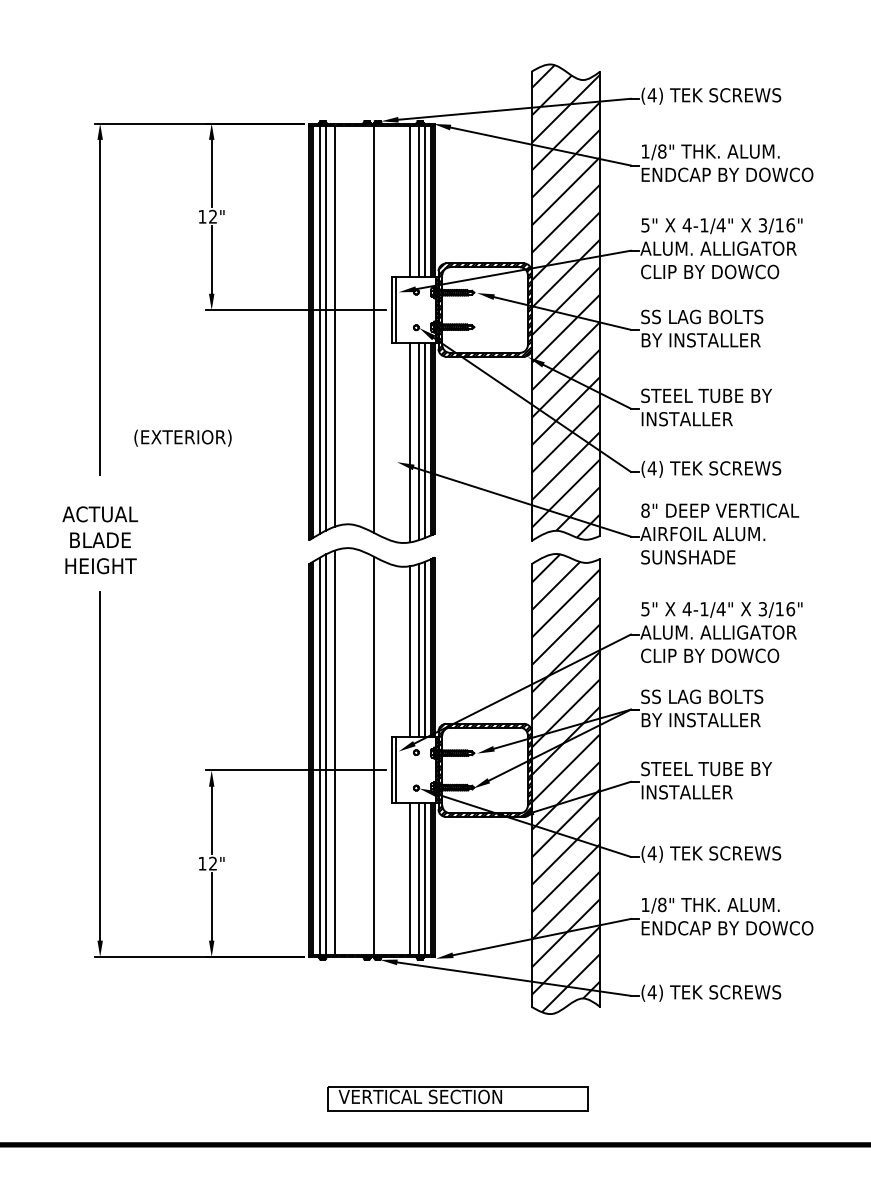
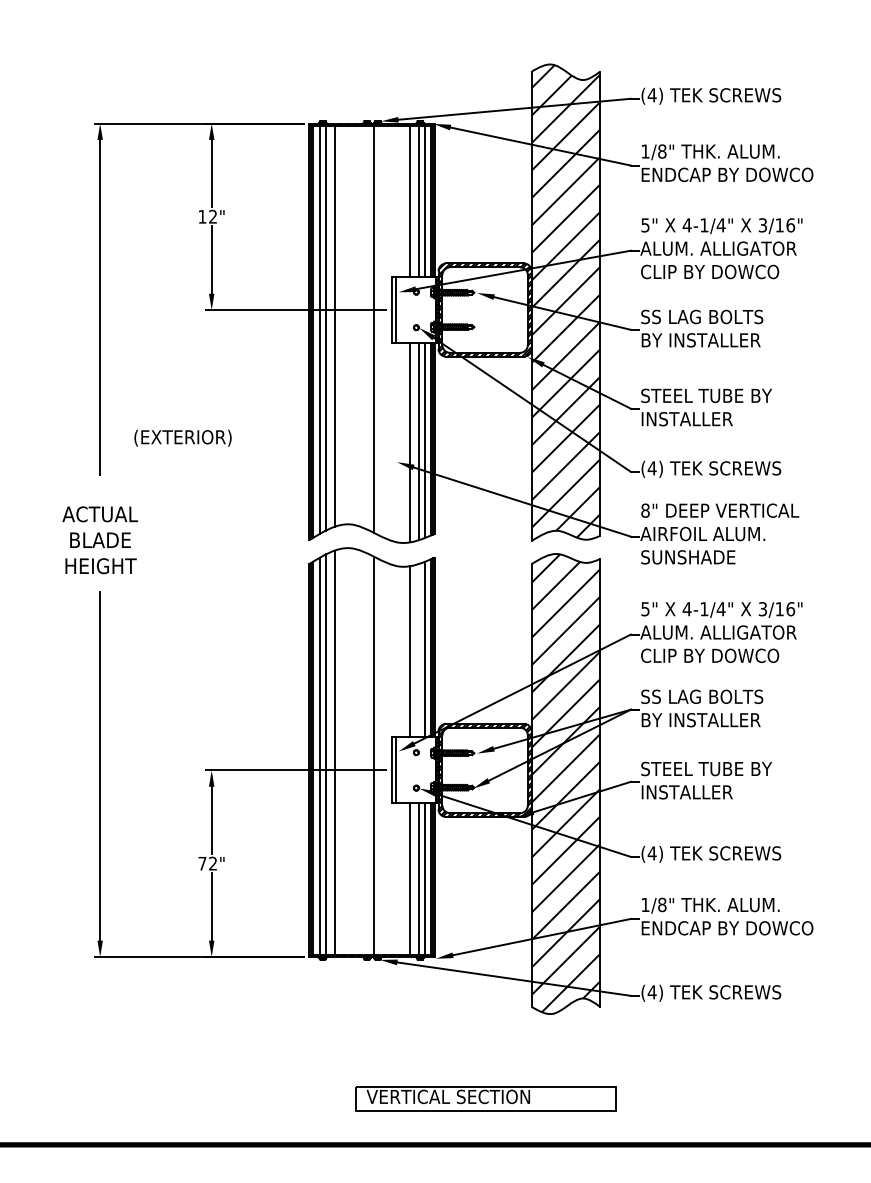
line: present -> none (418, 650)
text: 12" -> 72" (202, 863)
part position: (457, 1098) -> (485, 1098) (485, 1098)
